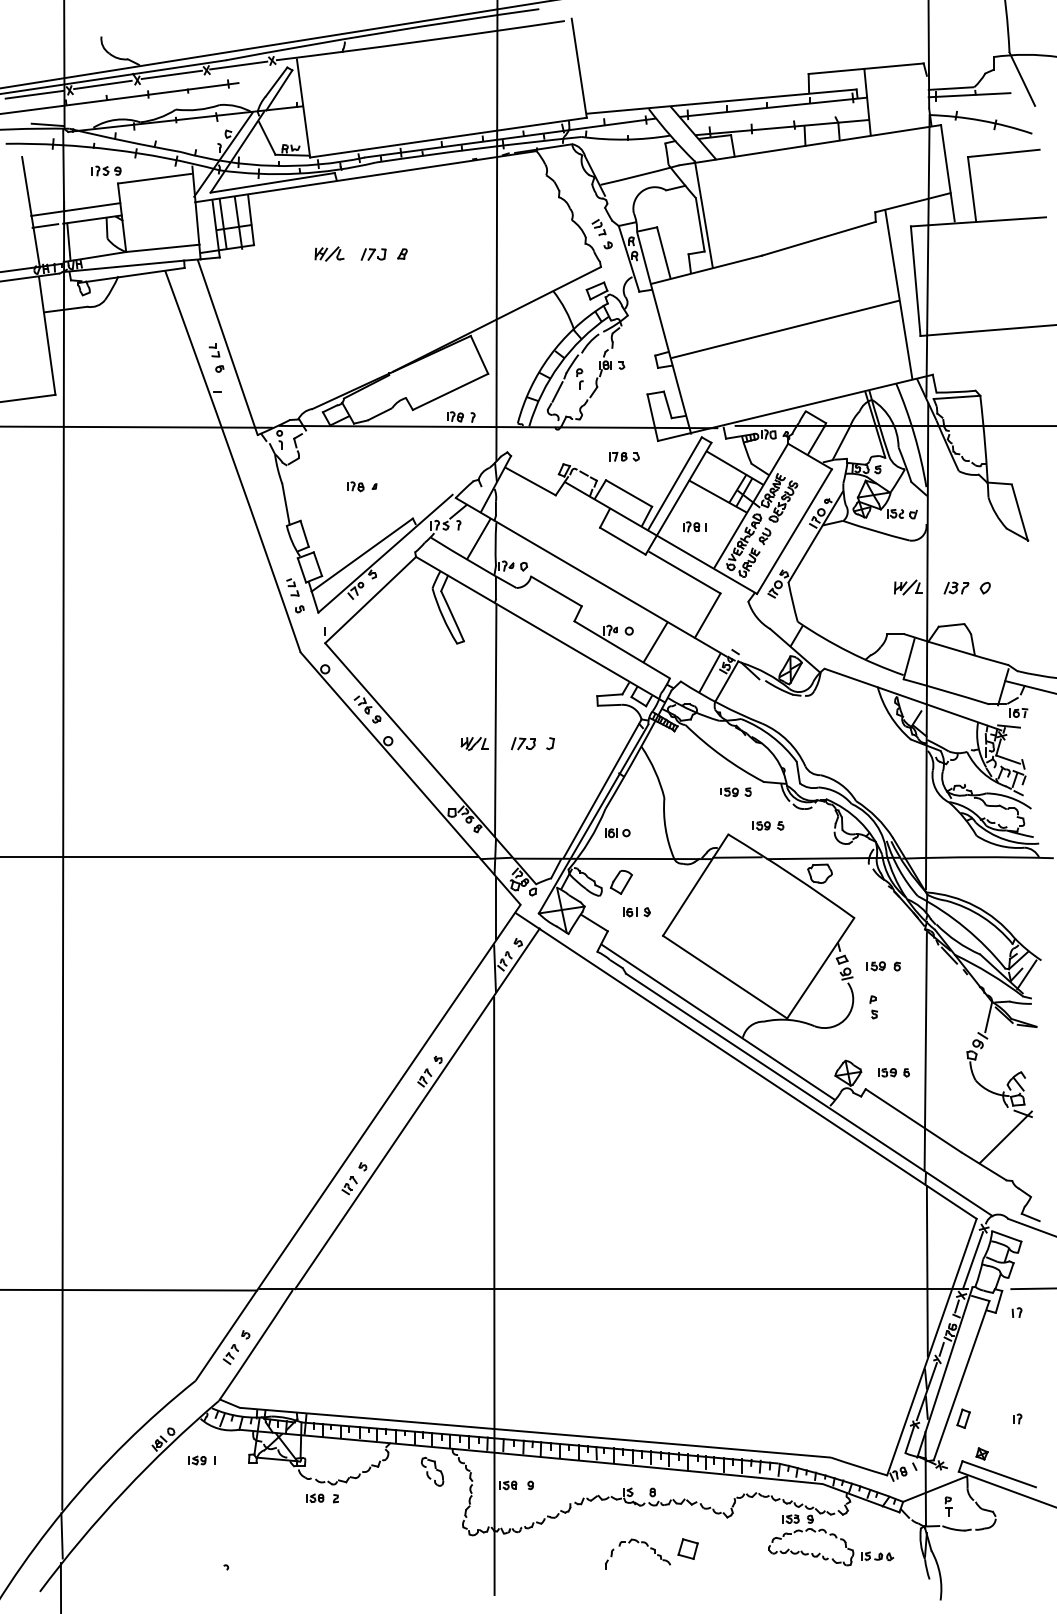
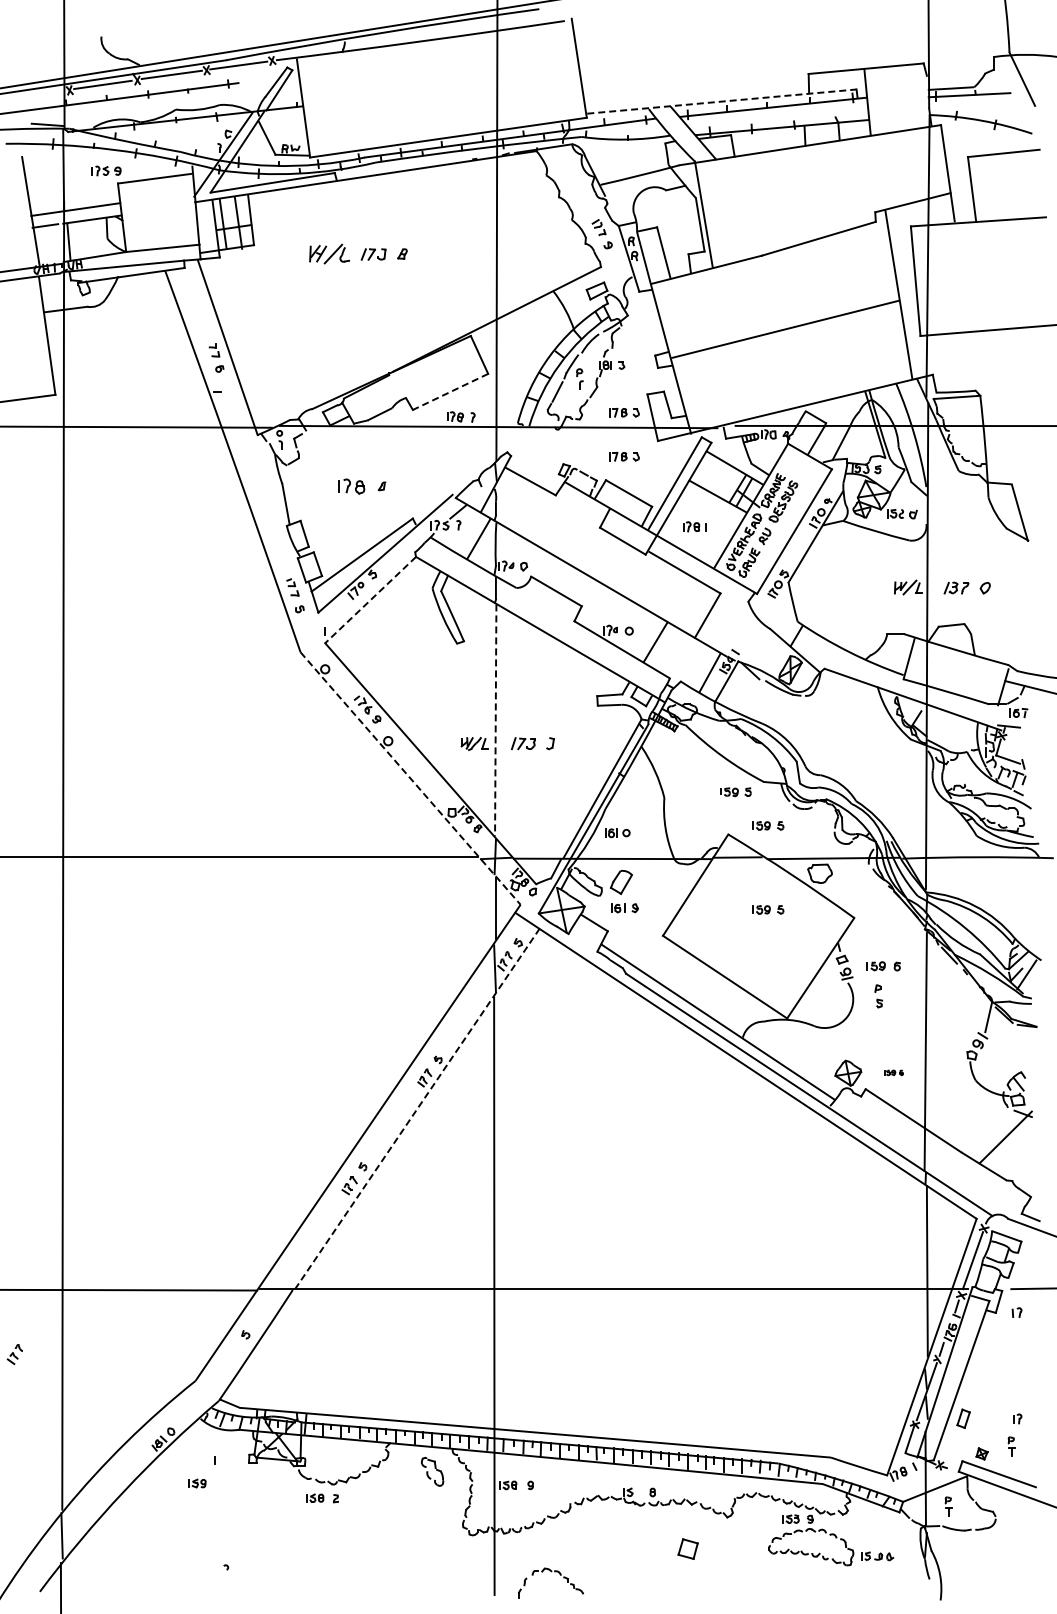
line: present -> none (34, 94)
line: solid -> dashed (722, 101)
part size: 31x16 px -> 41x22 px (329, 253)
line: solid -> dashed (450, 391)
part: none -> present (624, 412)
part size: 31x12 px -> 49x17 px (362, 486)
line: solid -> dashed (370, 600)
line: solid -> dashed (495, 720)
line: solid -> dashed (410, 778)
part: none -> present (768, 909)
part position: (636, 912) -> (624, 908) (624, 908)
part position: (873, 1007) -> (878, 996) (878, 996)
part size: 32x10 px -> 20x8 px (893, 1072)
line: solid -> dashed (417, 1108)
part position: (230, 1354) -> (14, 1354) (14, 1354)
part: none -> present (1011, 1446)
part position: (197, 1460) -> (197, 1483) (197, 1483)
part position: (638, 1543) -> (551, 1572) (551, 1572)
